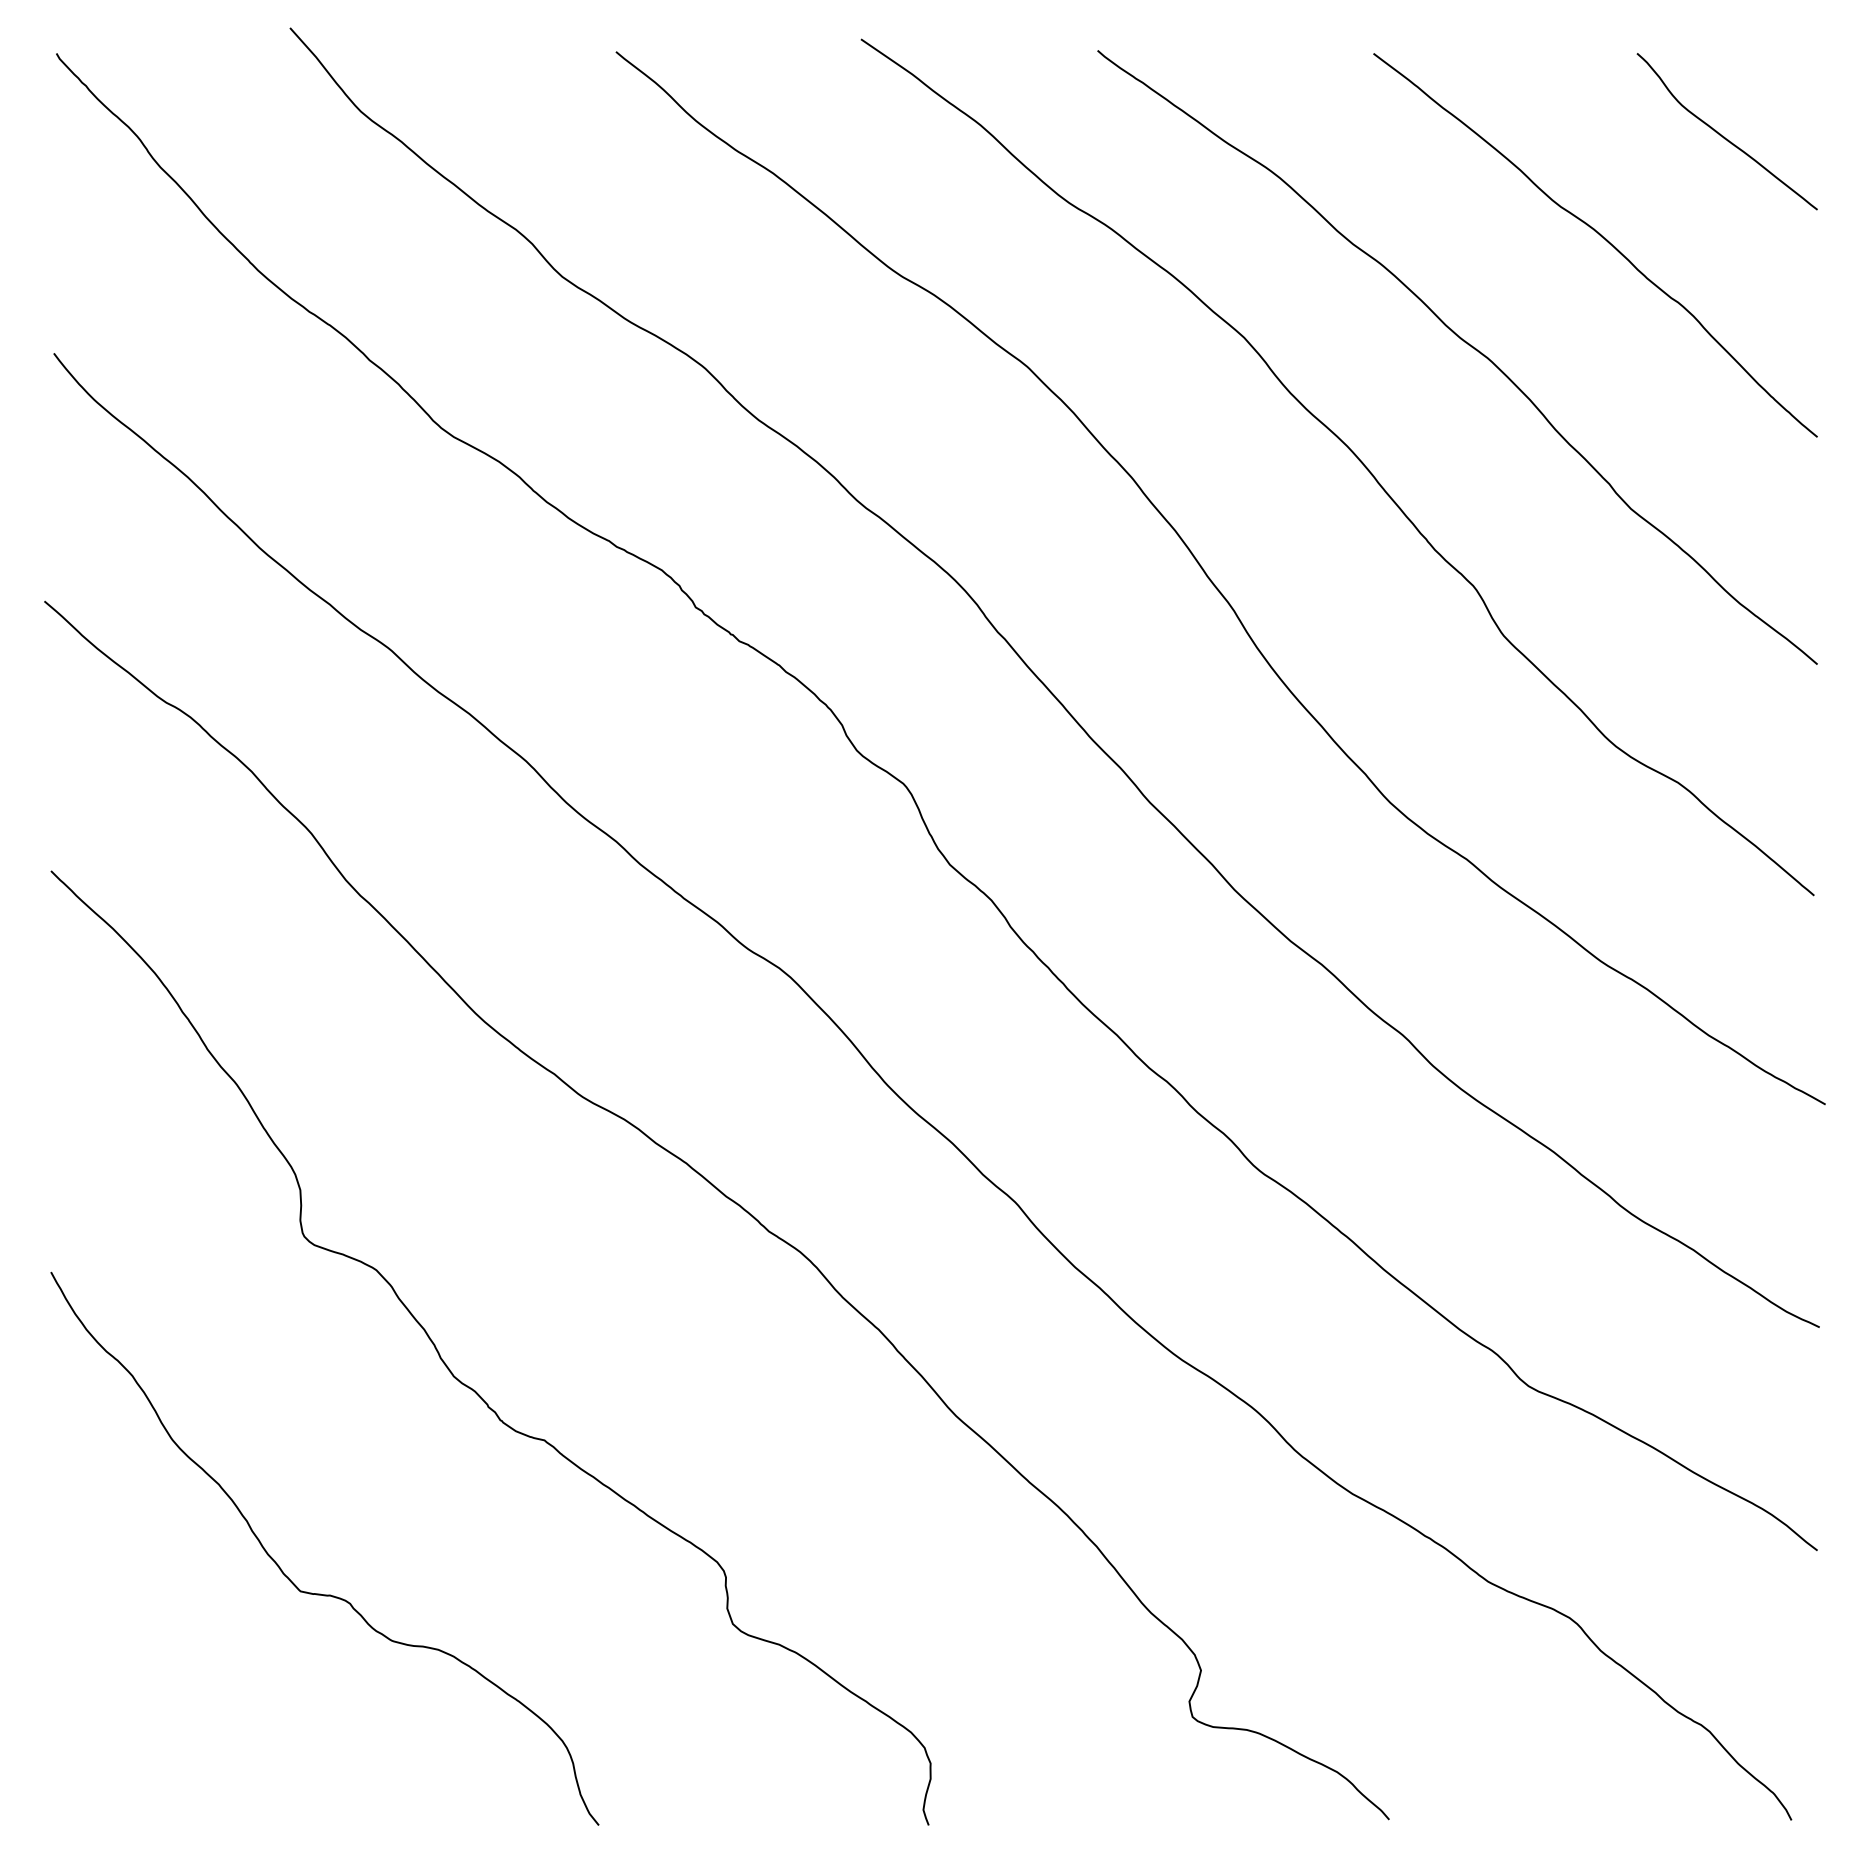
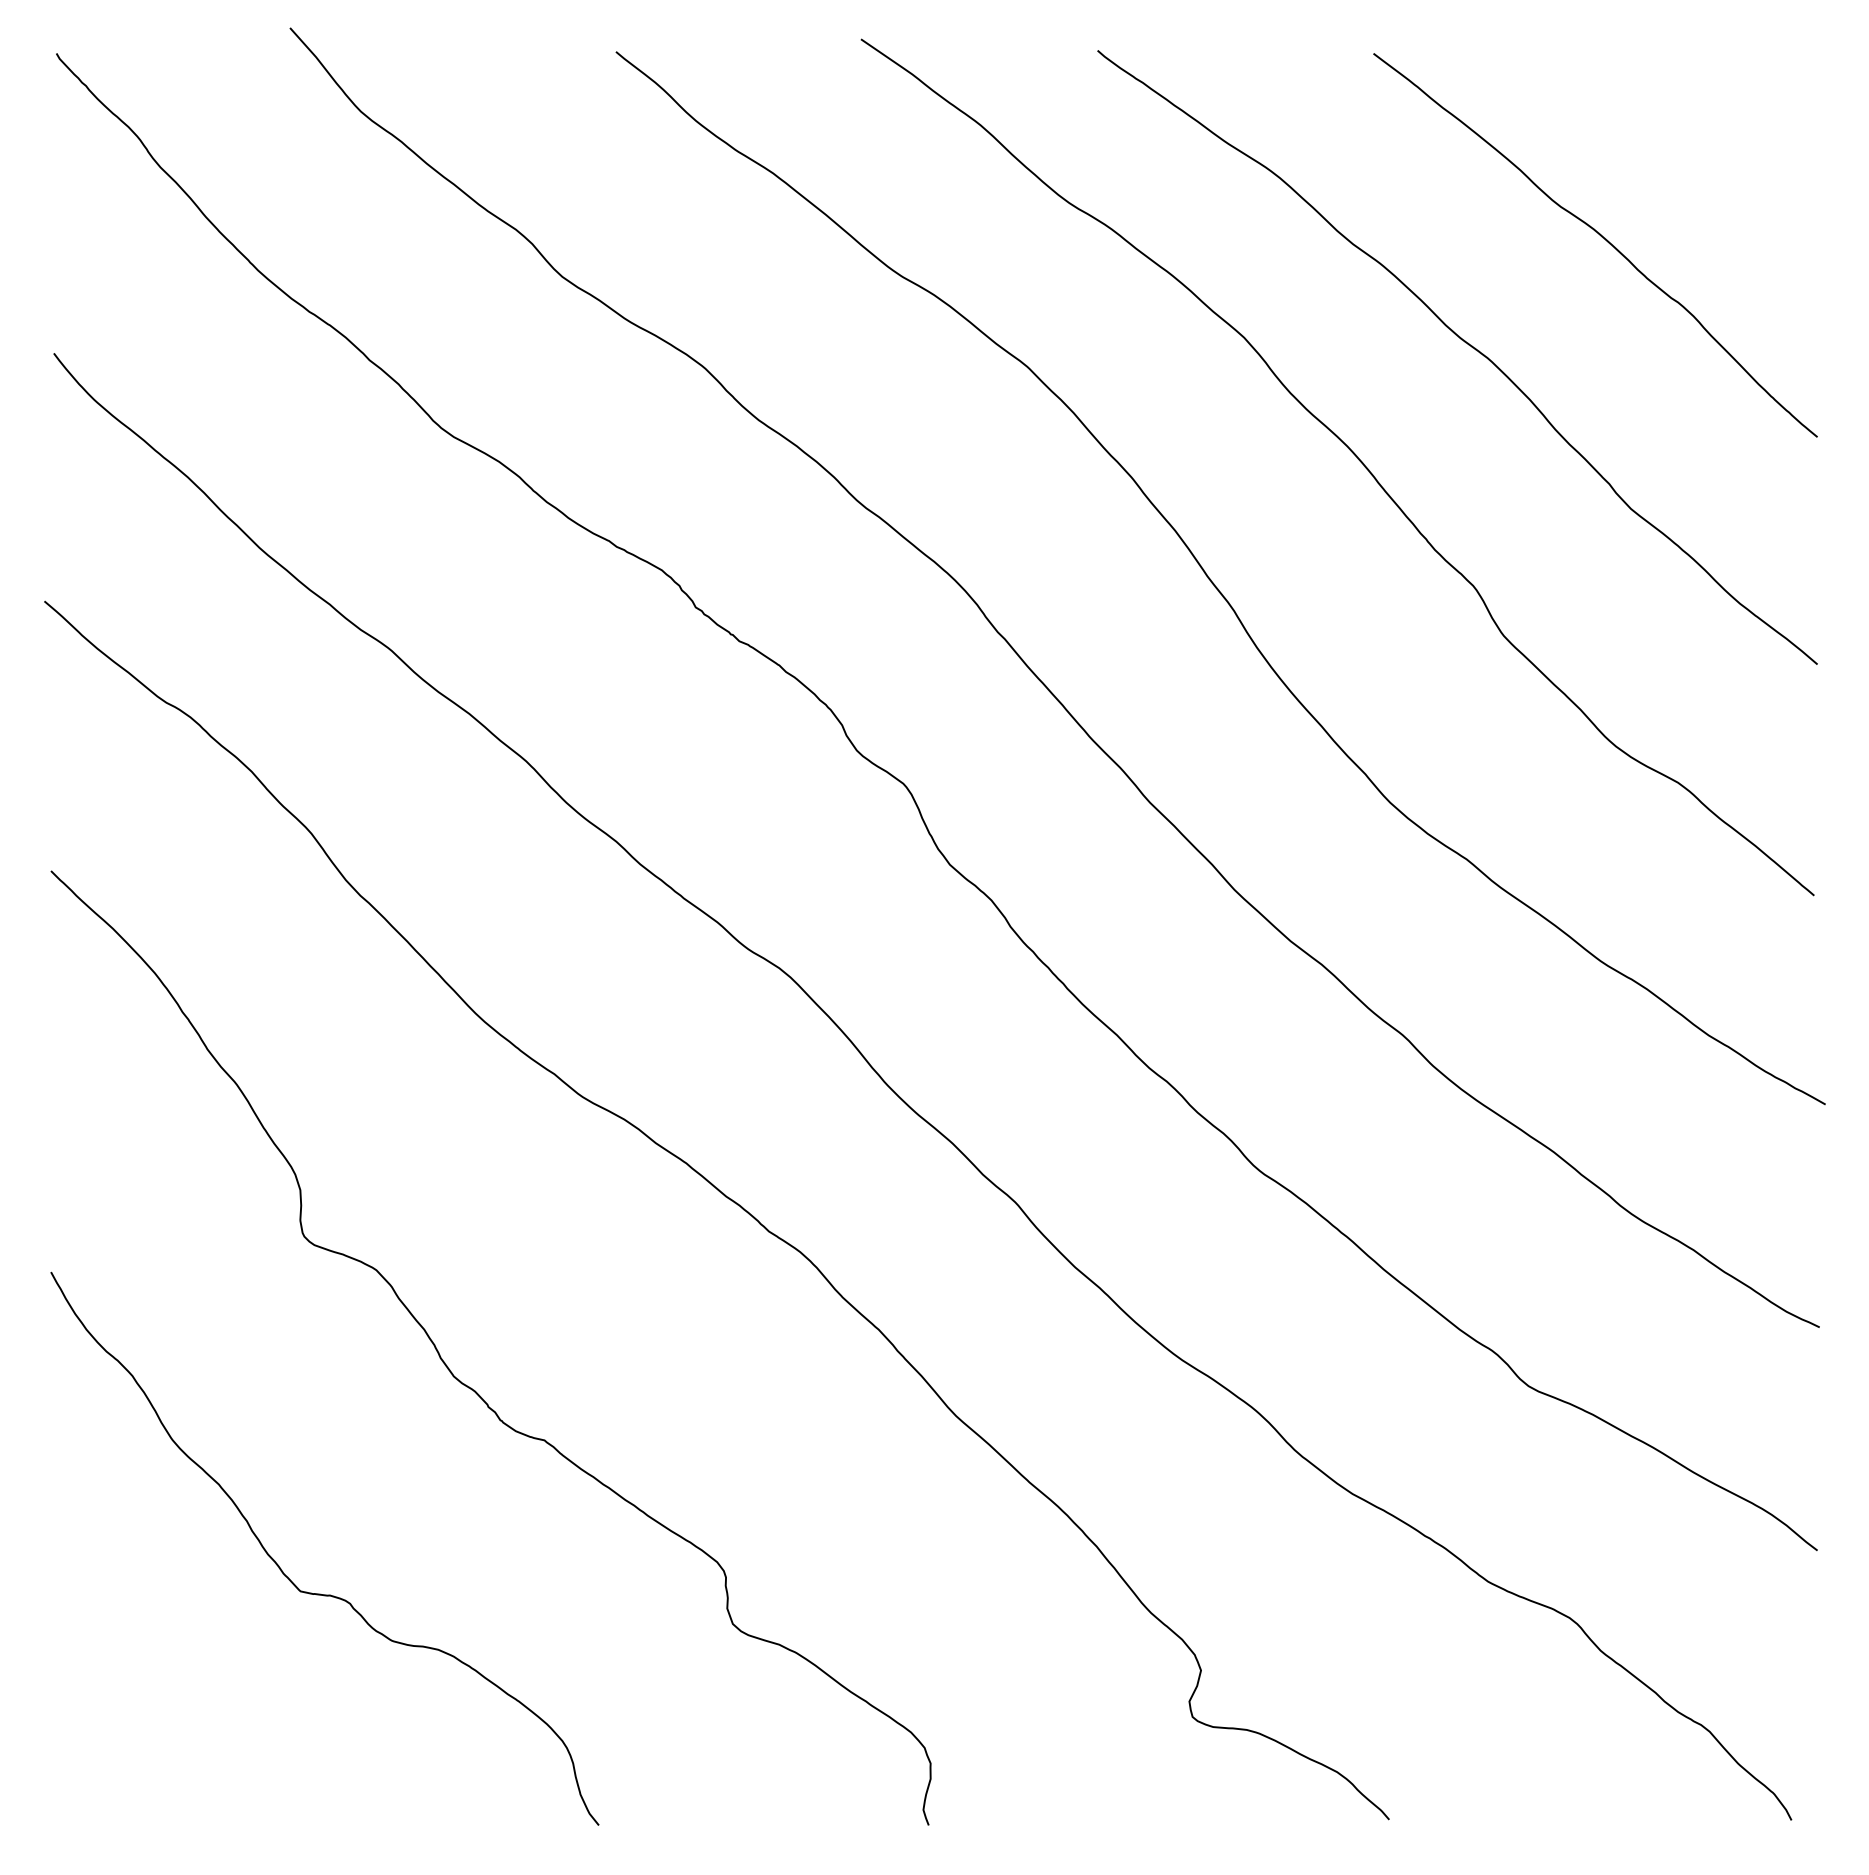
curve: present -> none (1724, 136)
